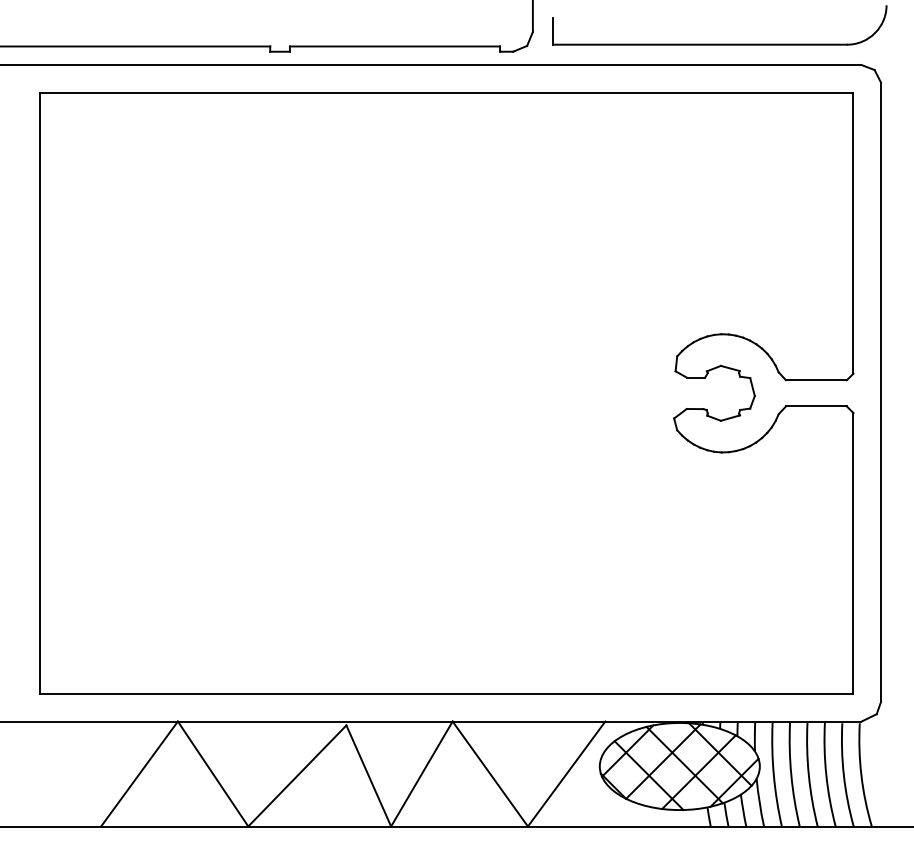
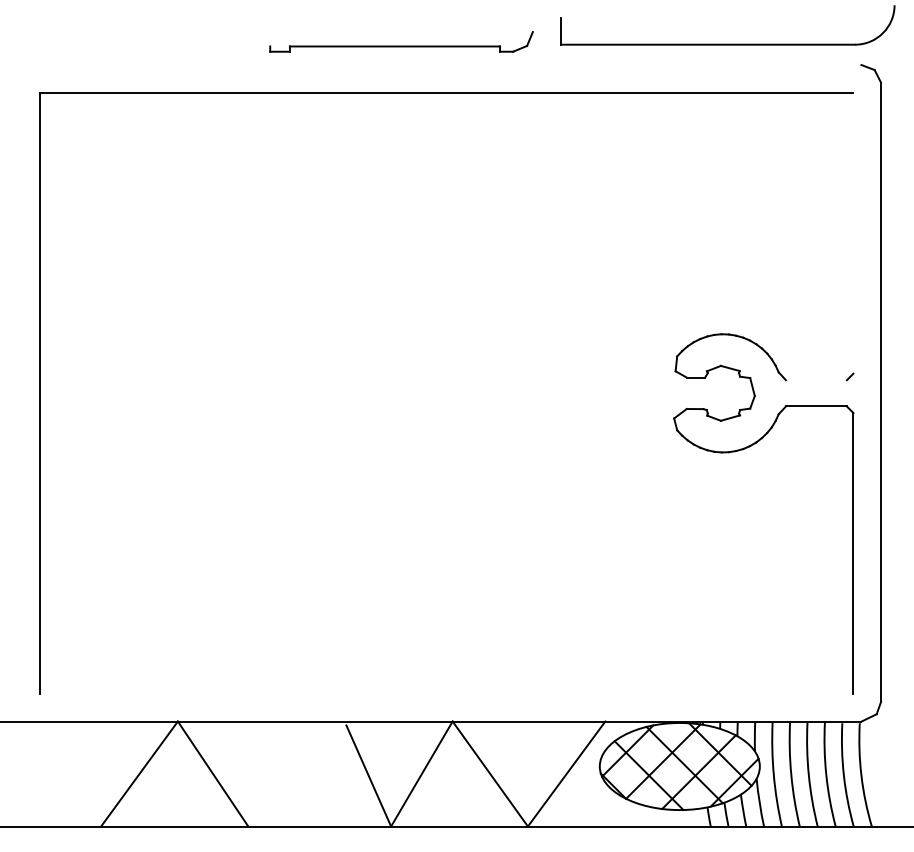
line: present -> none (532, 17)
part position: (719, 43) -> (727, 43) (727, 43)
line: present -> none (136, 46)
line: present -> none (431, 65)
line: present -> none (853, 232)
line: present -> none (815, 380)
line: present -> none (446, 694)
line: present -> none (297, 775)
